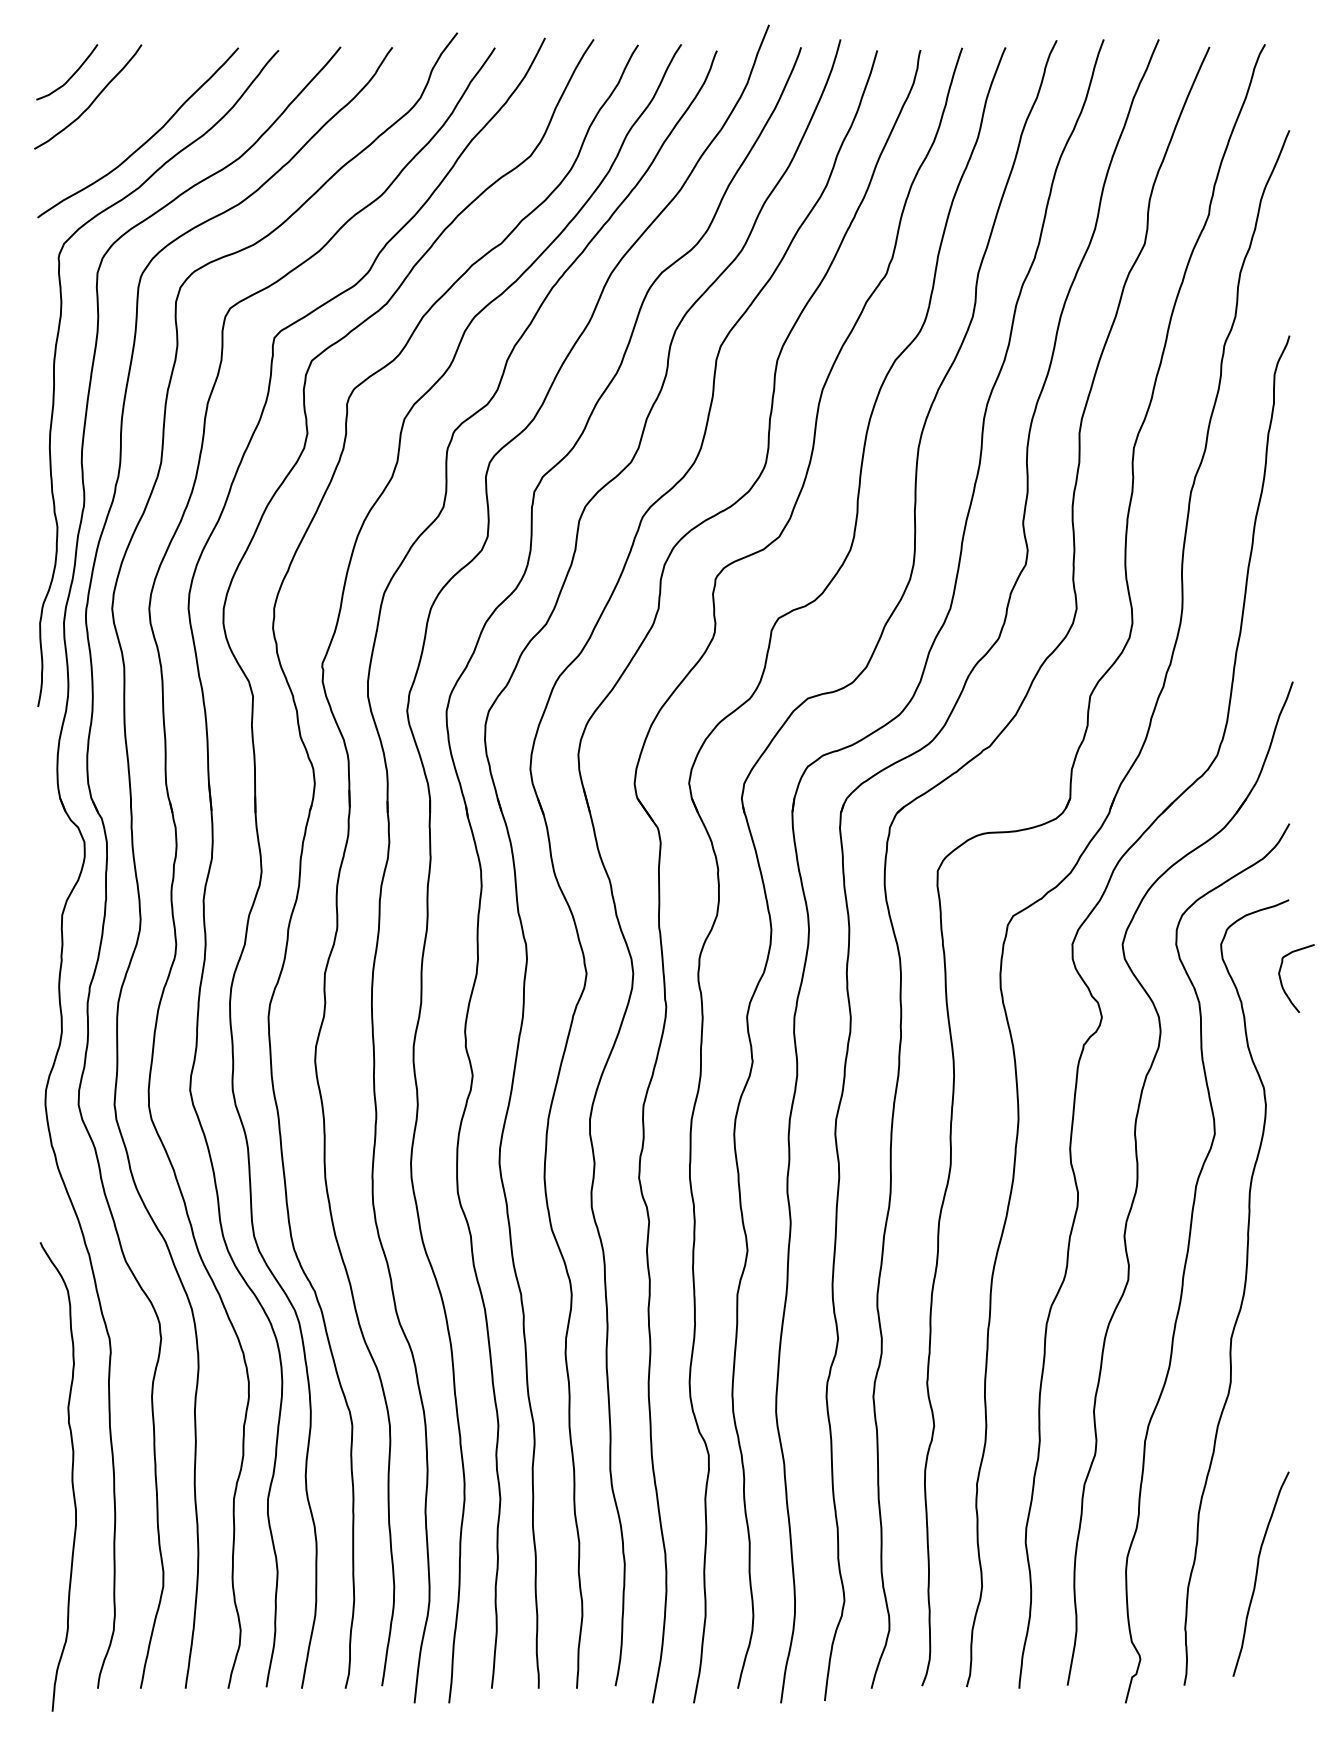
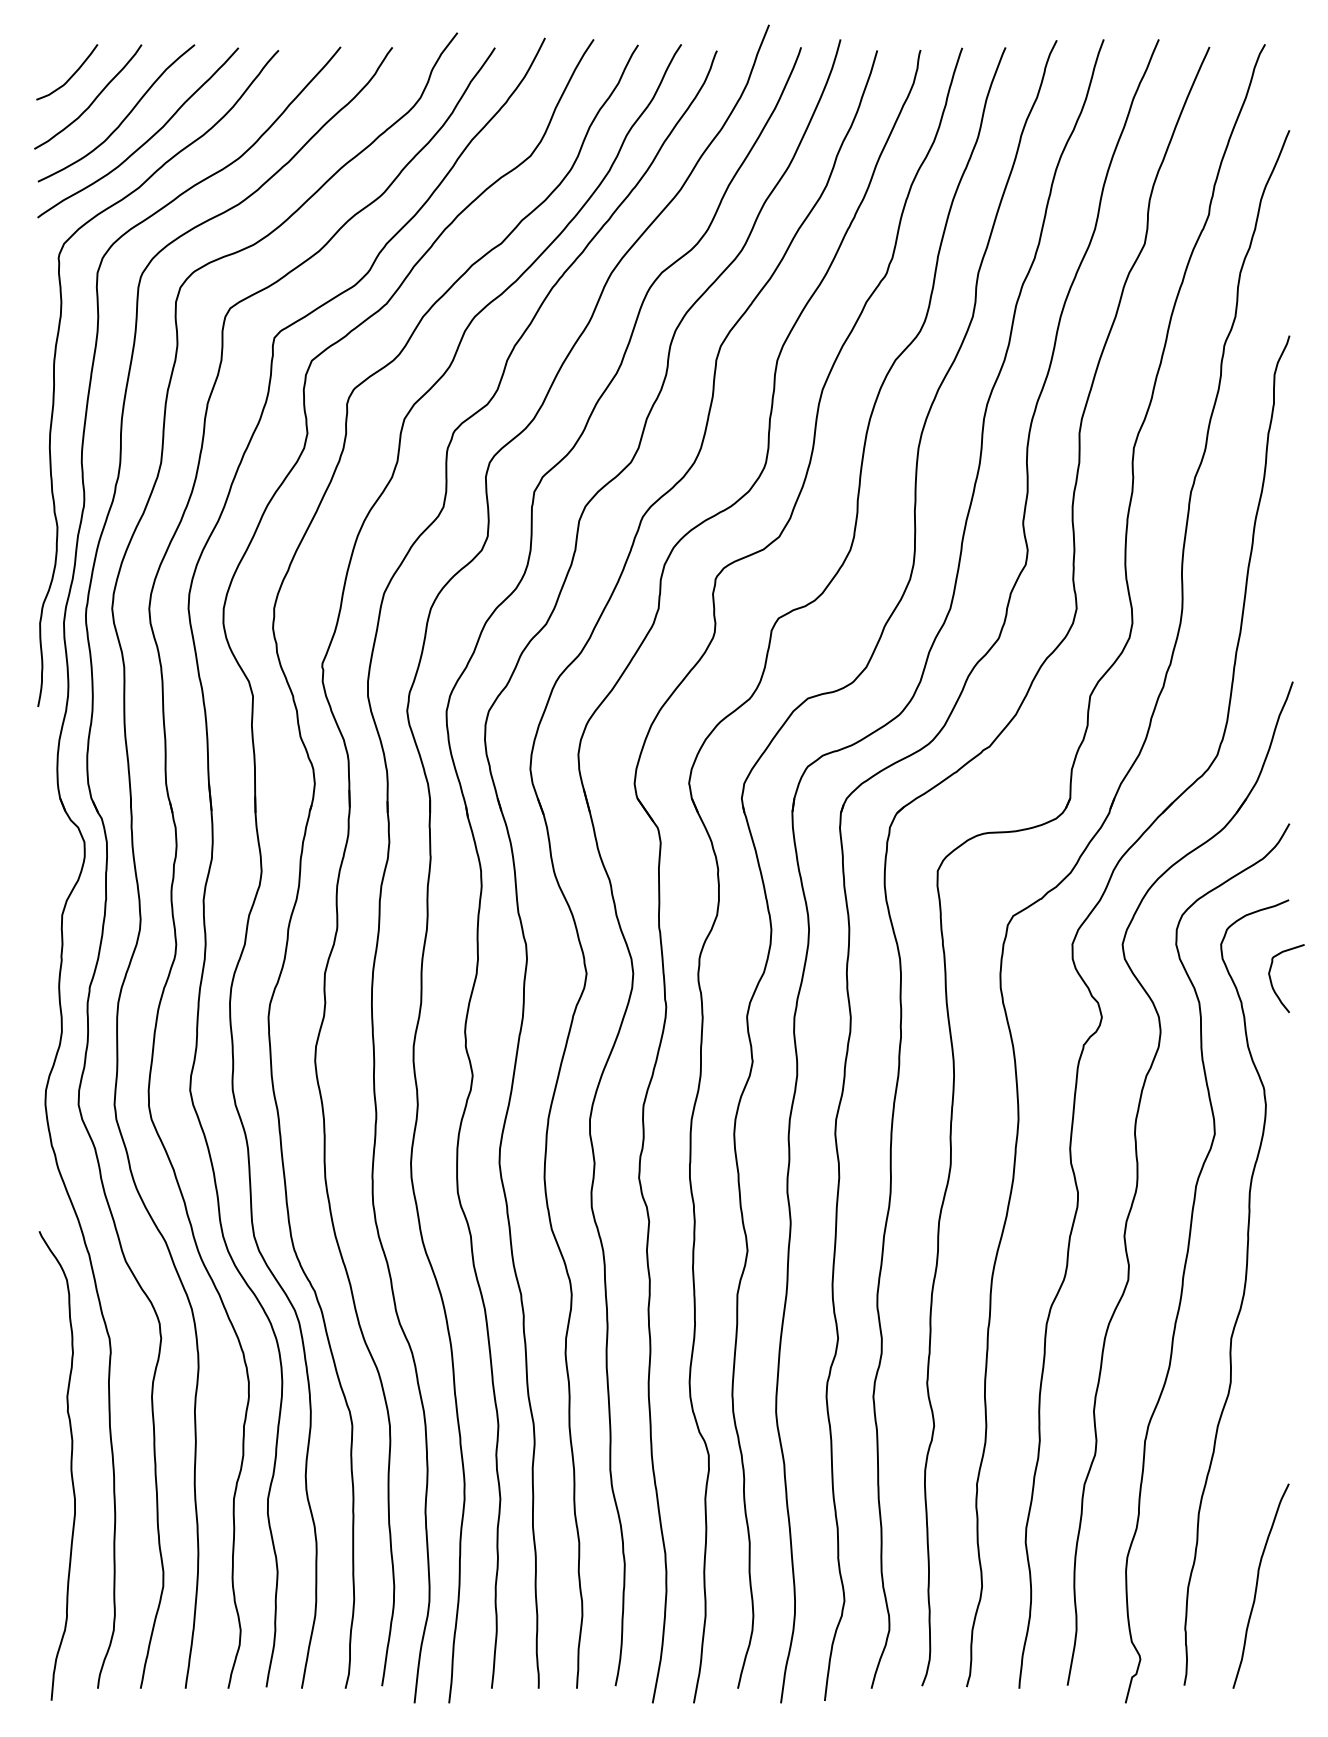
curve: none -> present (124, 117)
curve position: (1282, 982) -> (1272, 982) (1272, 982)
curve position: (71, 1476) -> (70, 1465) (70, 1465)
curve position: (1257, 1573) -> (1257, 1585) (1257, 1585)
